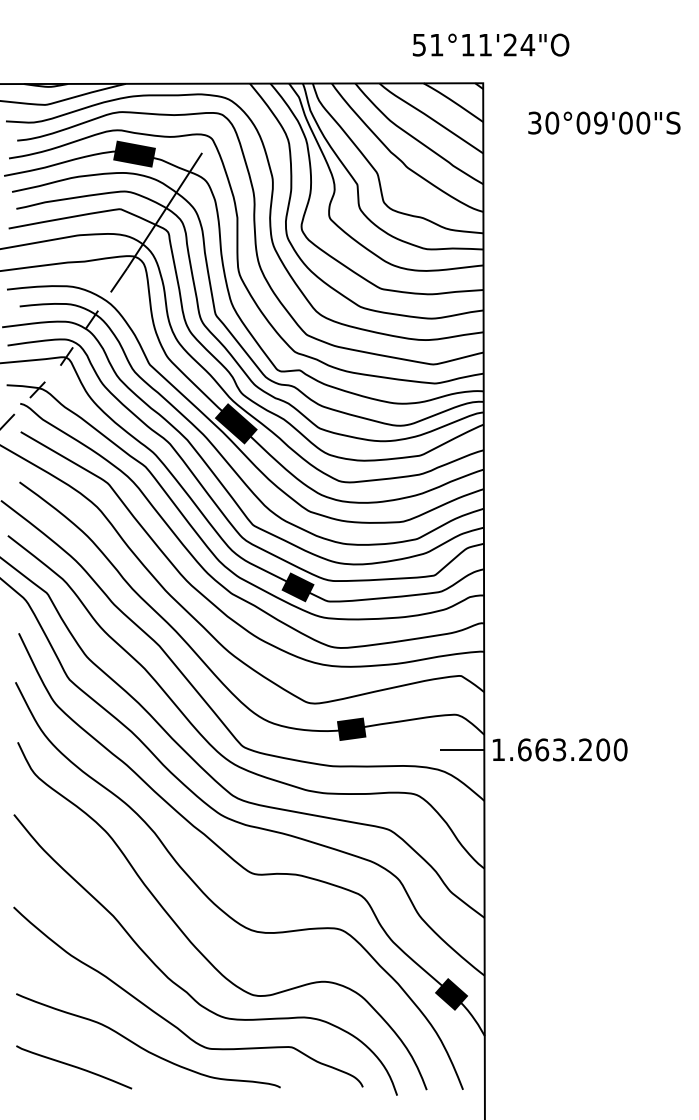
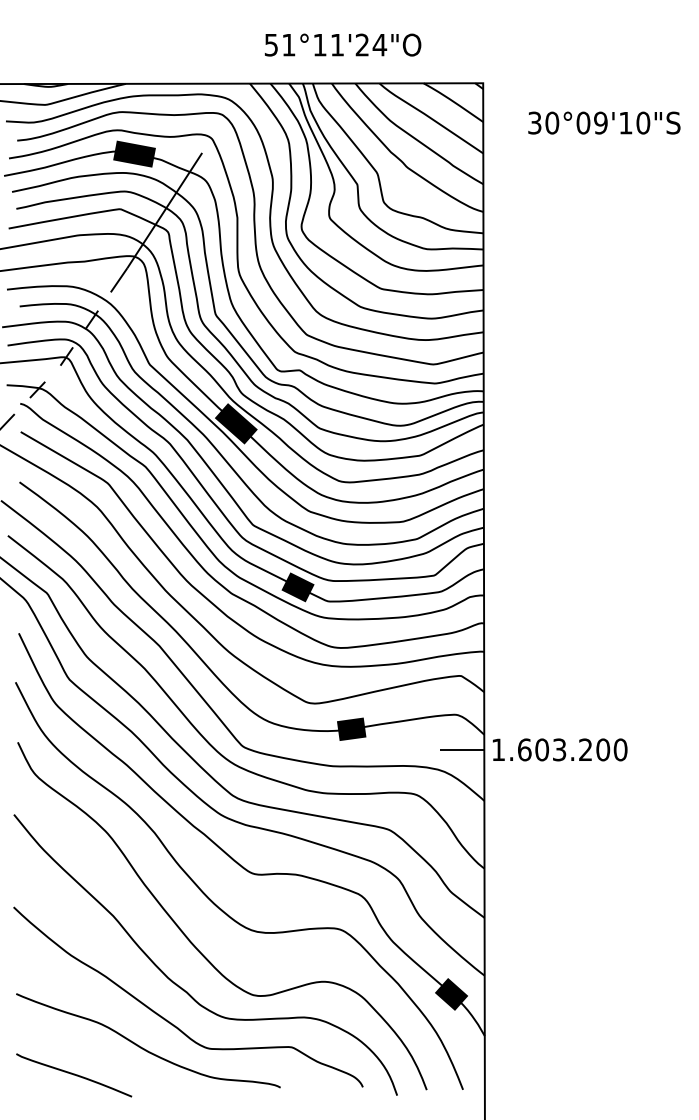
text position: (490, 44) -> (342, 44) (342, 44)
text: 30°09'00"S -> 30°09'10"S (625, 122)
text: 1.663.200 -> 1.603.200 (542, 749)
curve position: (74, 1067) -> (74, 1075) (74, 1075)
